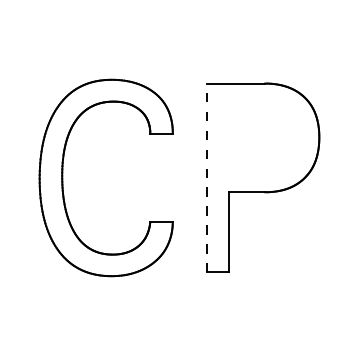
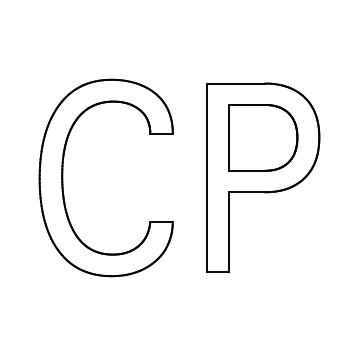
part: none -> present (263, 137)
line: dashed -> solid (206, 177)
